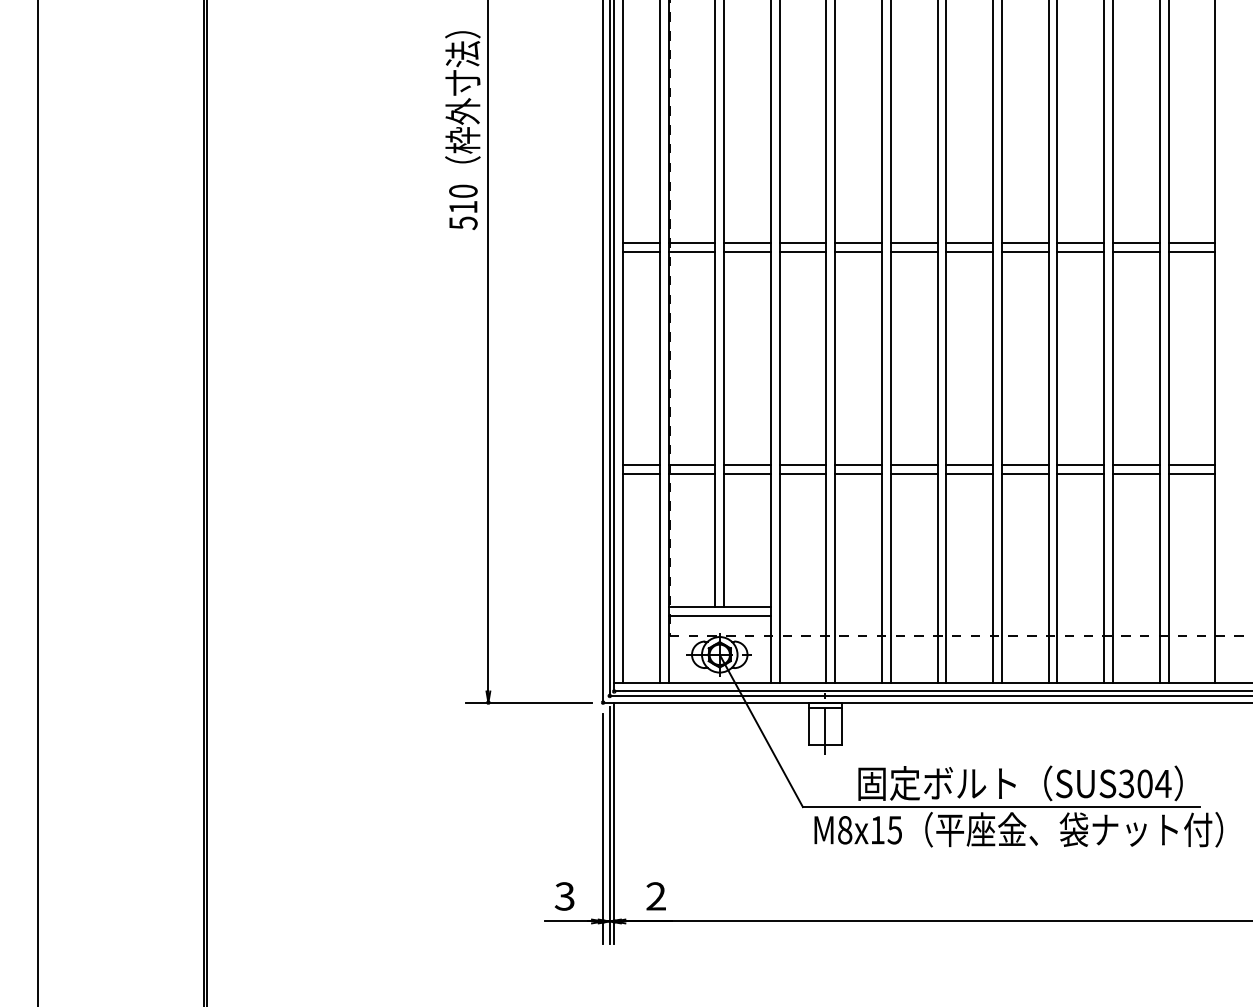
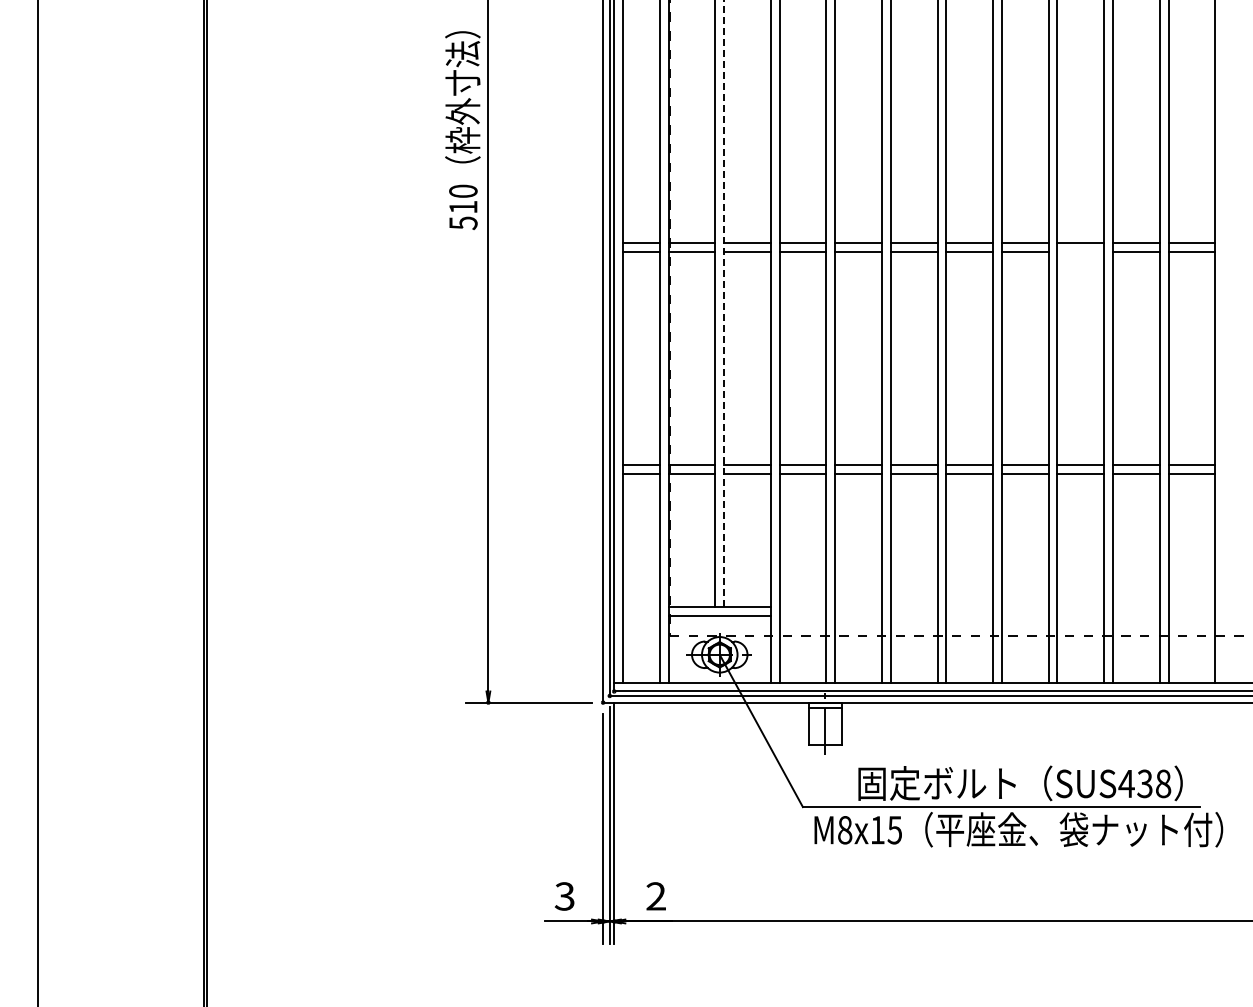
line: present -> none (1080, 251)
line: solid -> dashed (724, 304)
text: SUS304 -> SUS438 (1144, 783)
